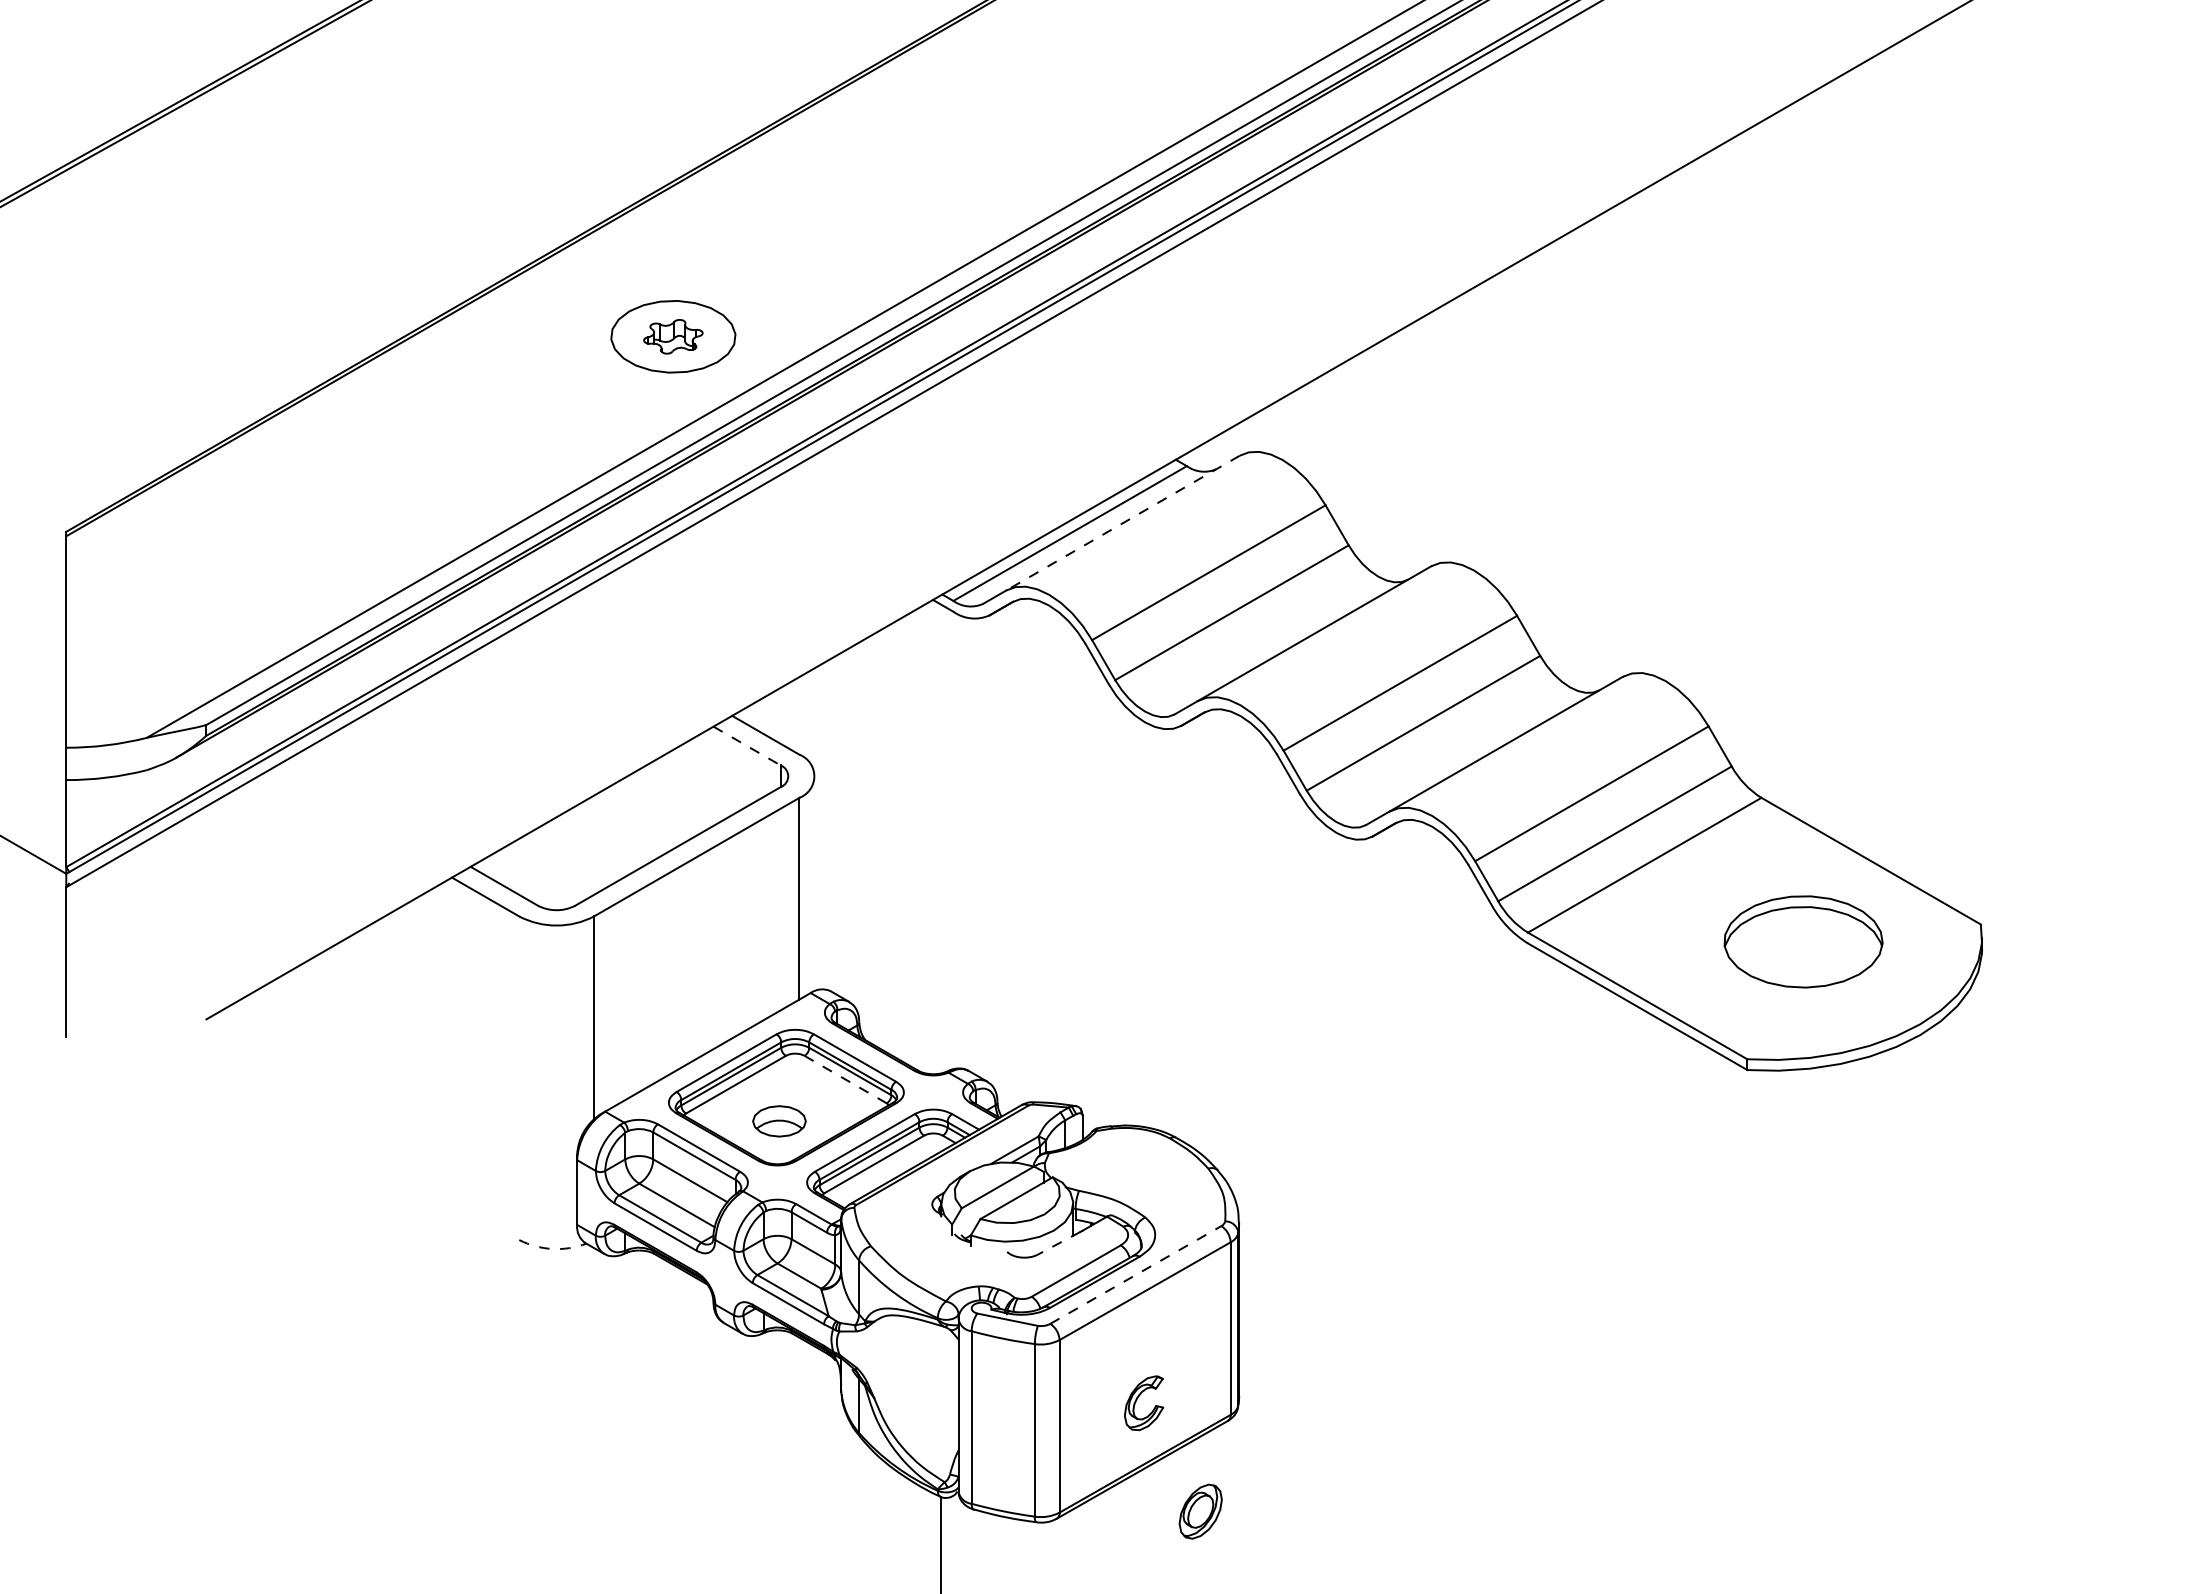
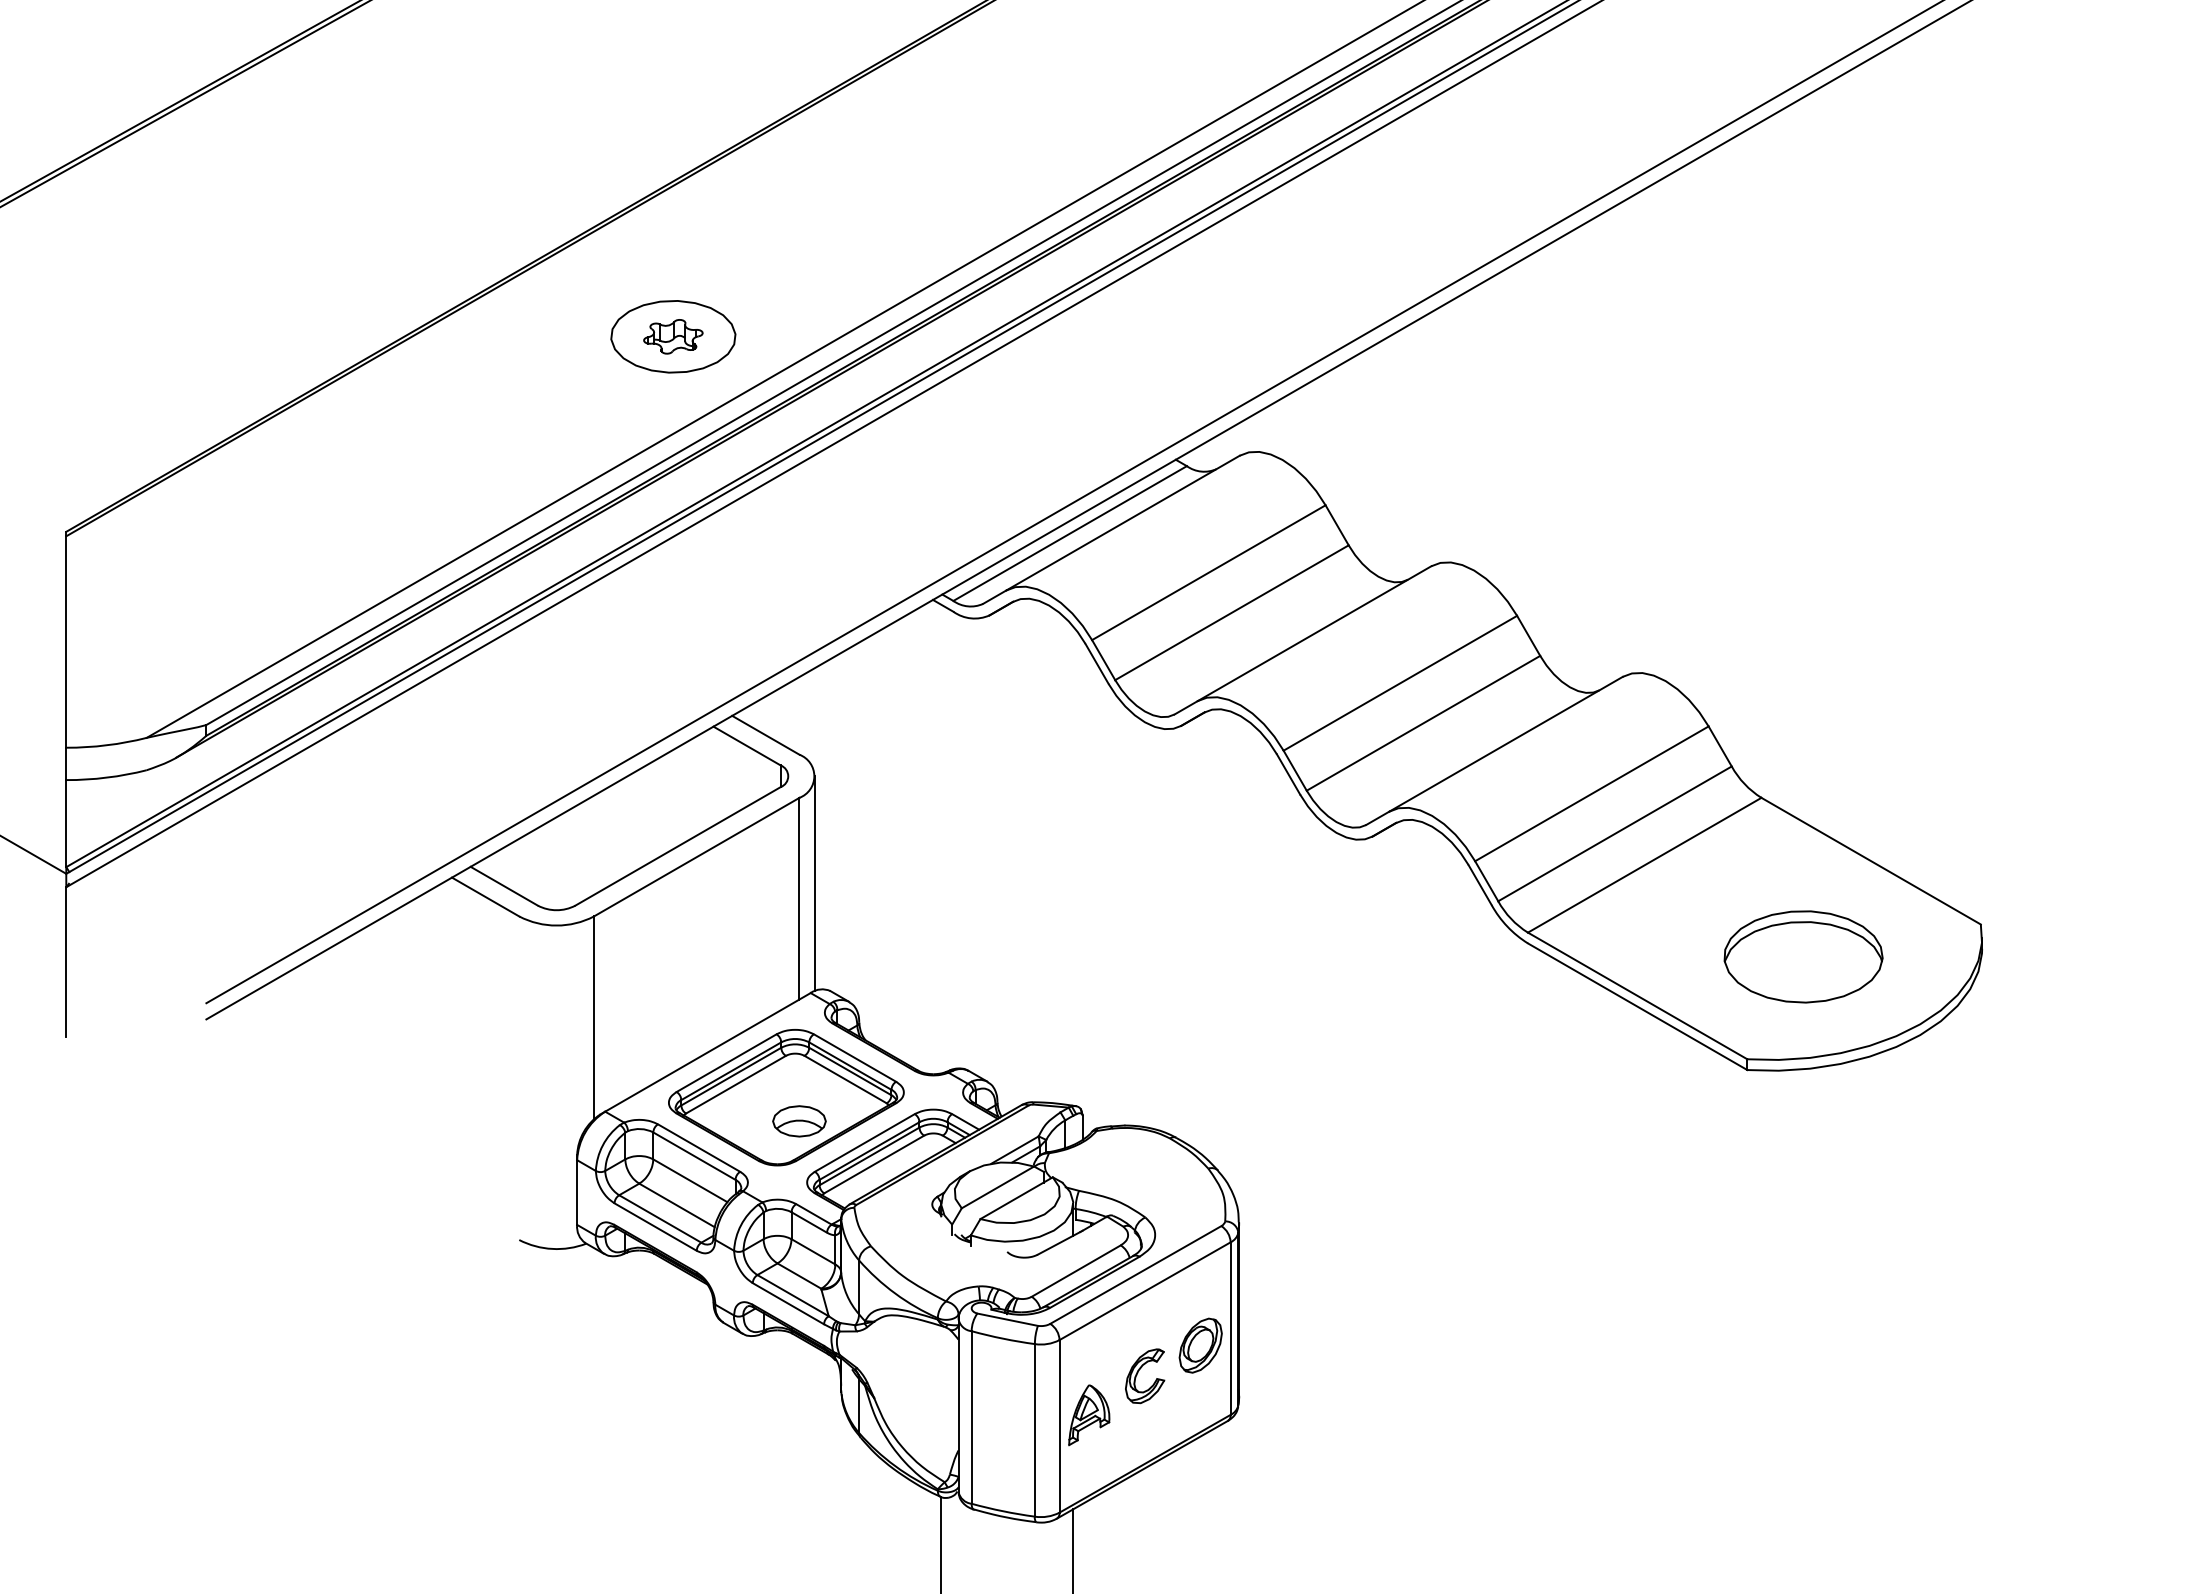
line: none -> present (1073, 502)
line: dashed -> solid (1122, 523)
line: dashed -> solid (747, 746)
line: none -> present (814, 883)
part position: (1803, 941) -> (1803, 956) (1803, 956)
line: dashed -> solid (845, 1079)
part position: (779, 1121) -> (799, 1121) (799, 1121)
line: dashed -> solid (1058, 1243)
arc: dashed -> solid (552, 1248)
line: dashed -> solid (1135, 1275)
part position: (1137, 1400) -> (1138, 1373) (1138, 1373)
part: none -> present (1089, 1415)
part position: (1200, 1511) -> (1200, 1345) (1200, 1345)
line: none -> present (1073, 1549)
